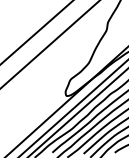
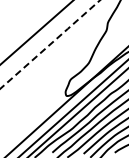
line: solid -> dashed (50, 44)
